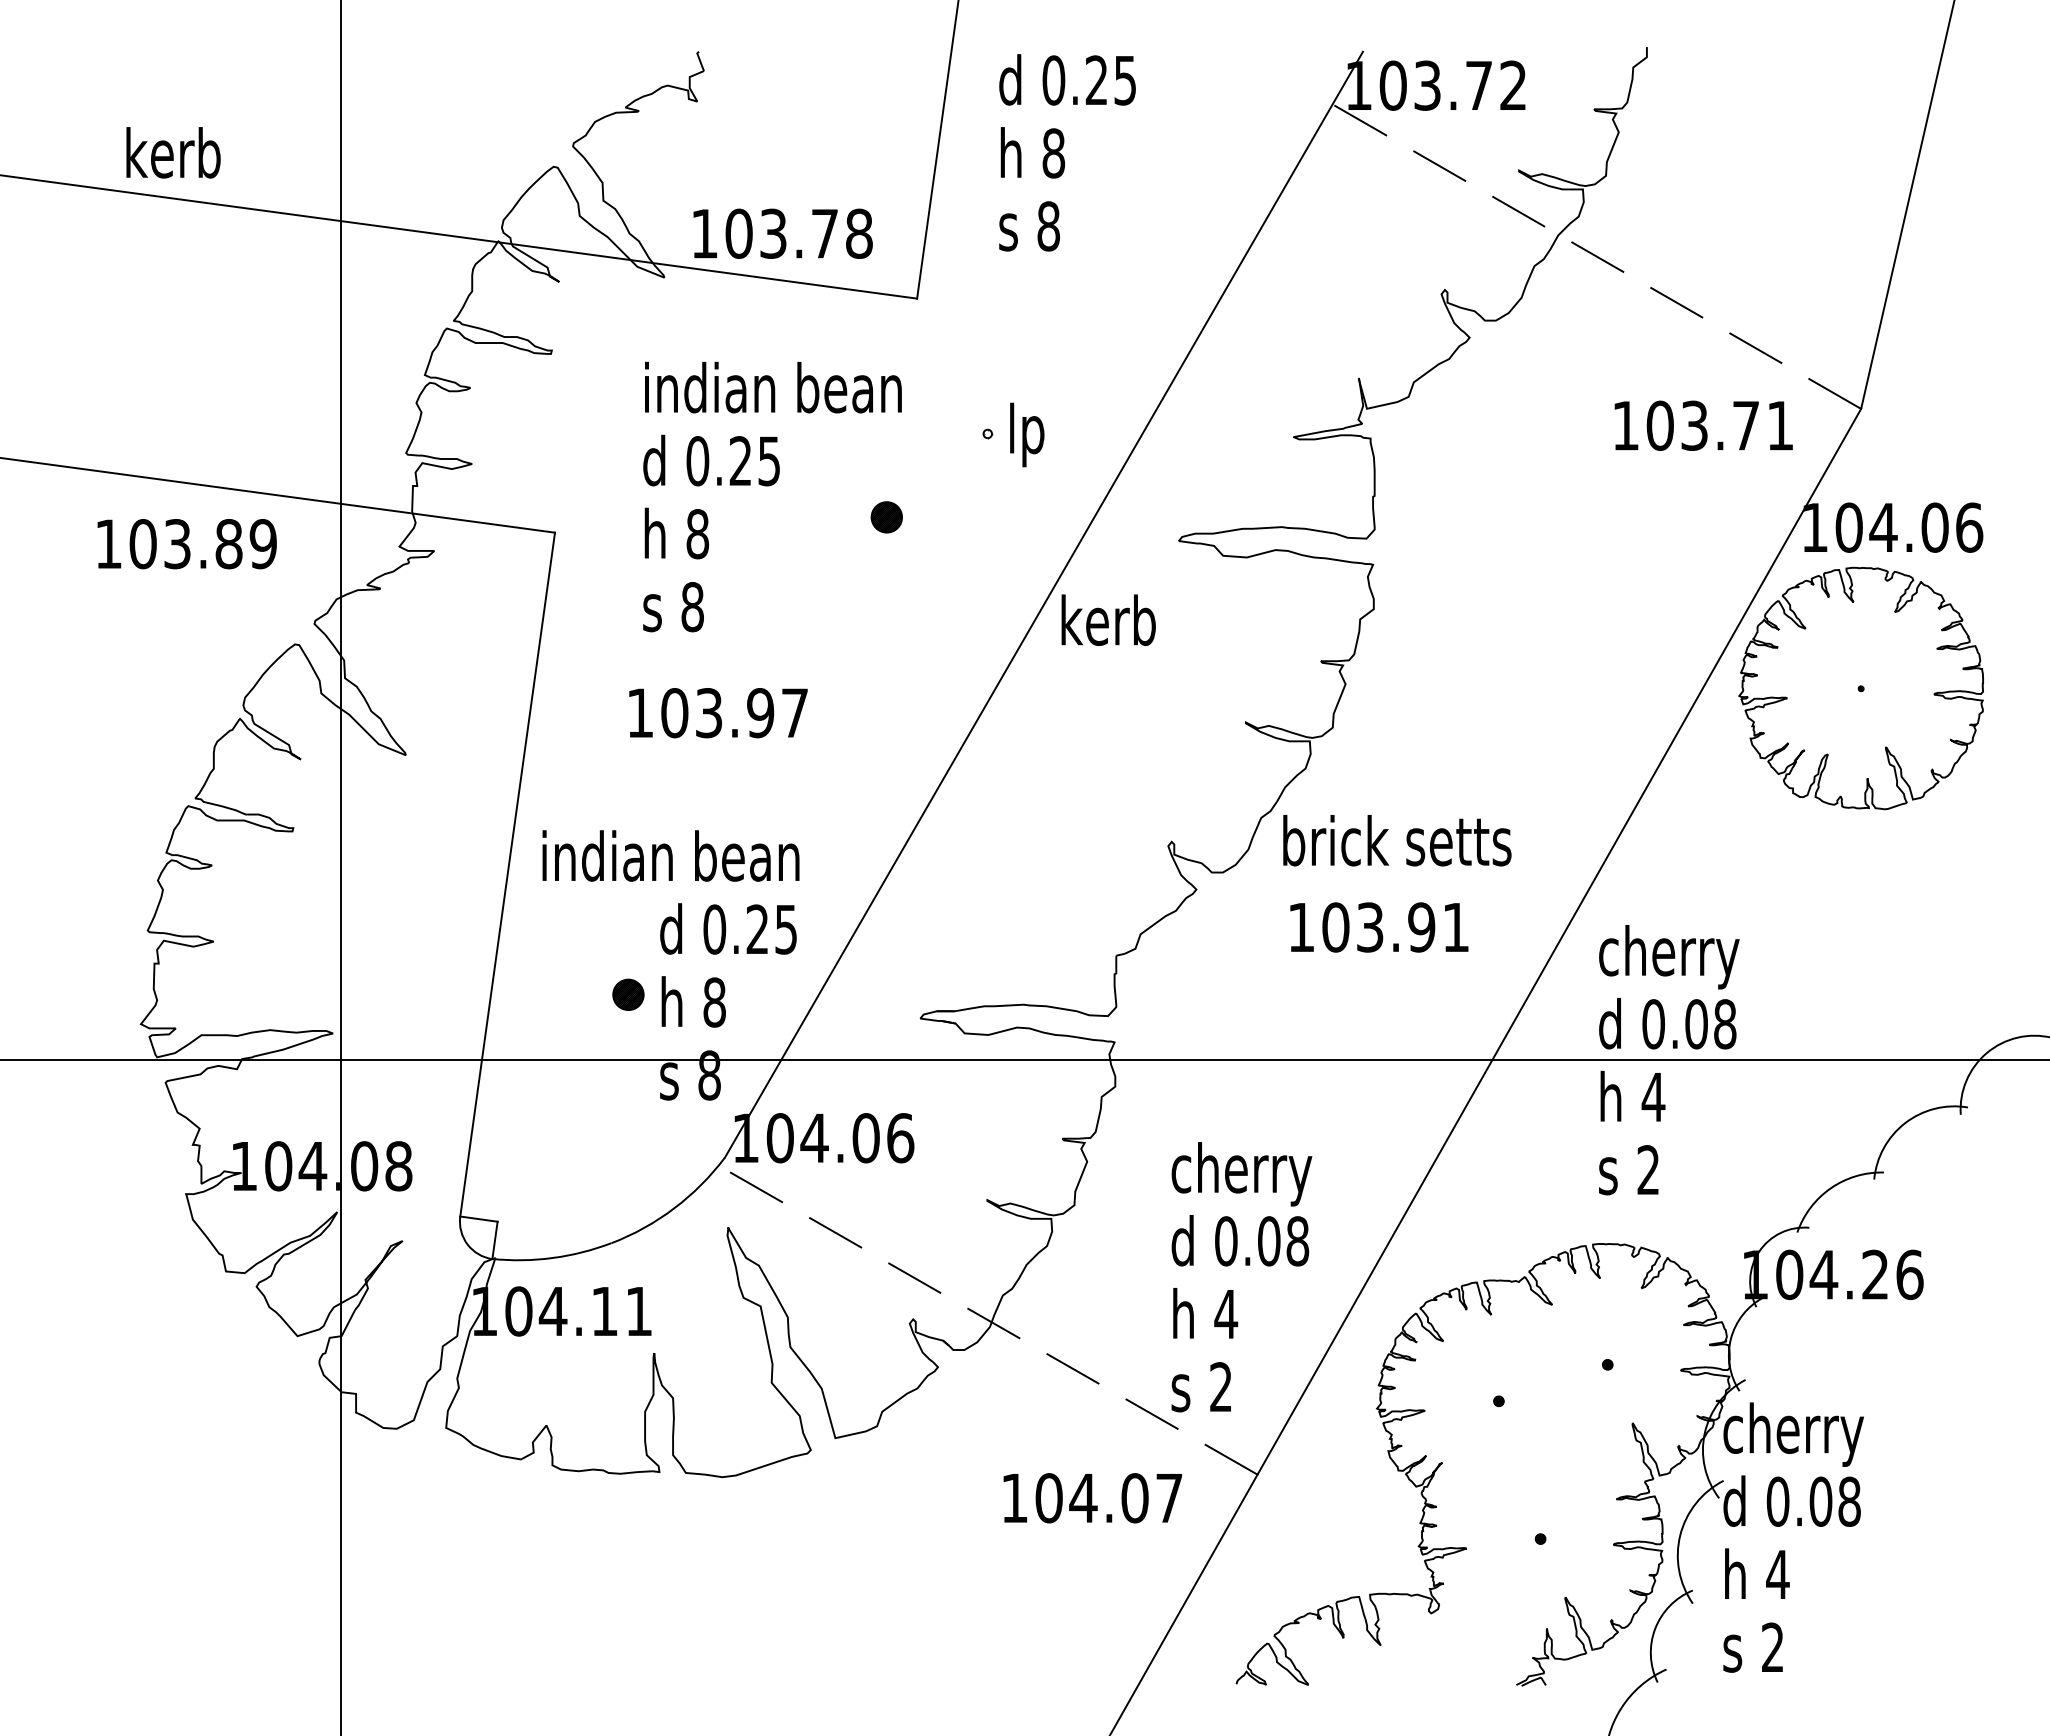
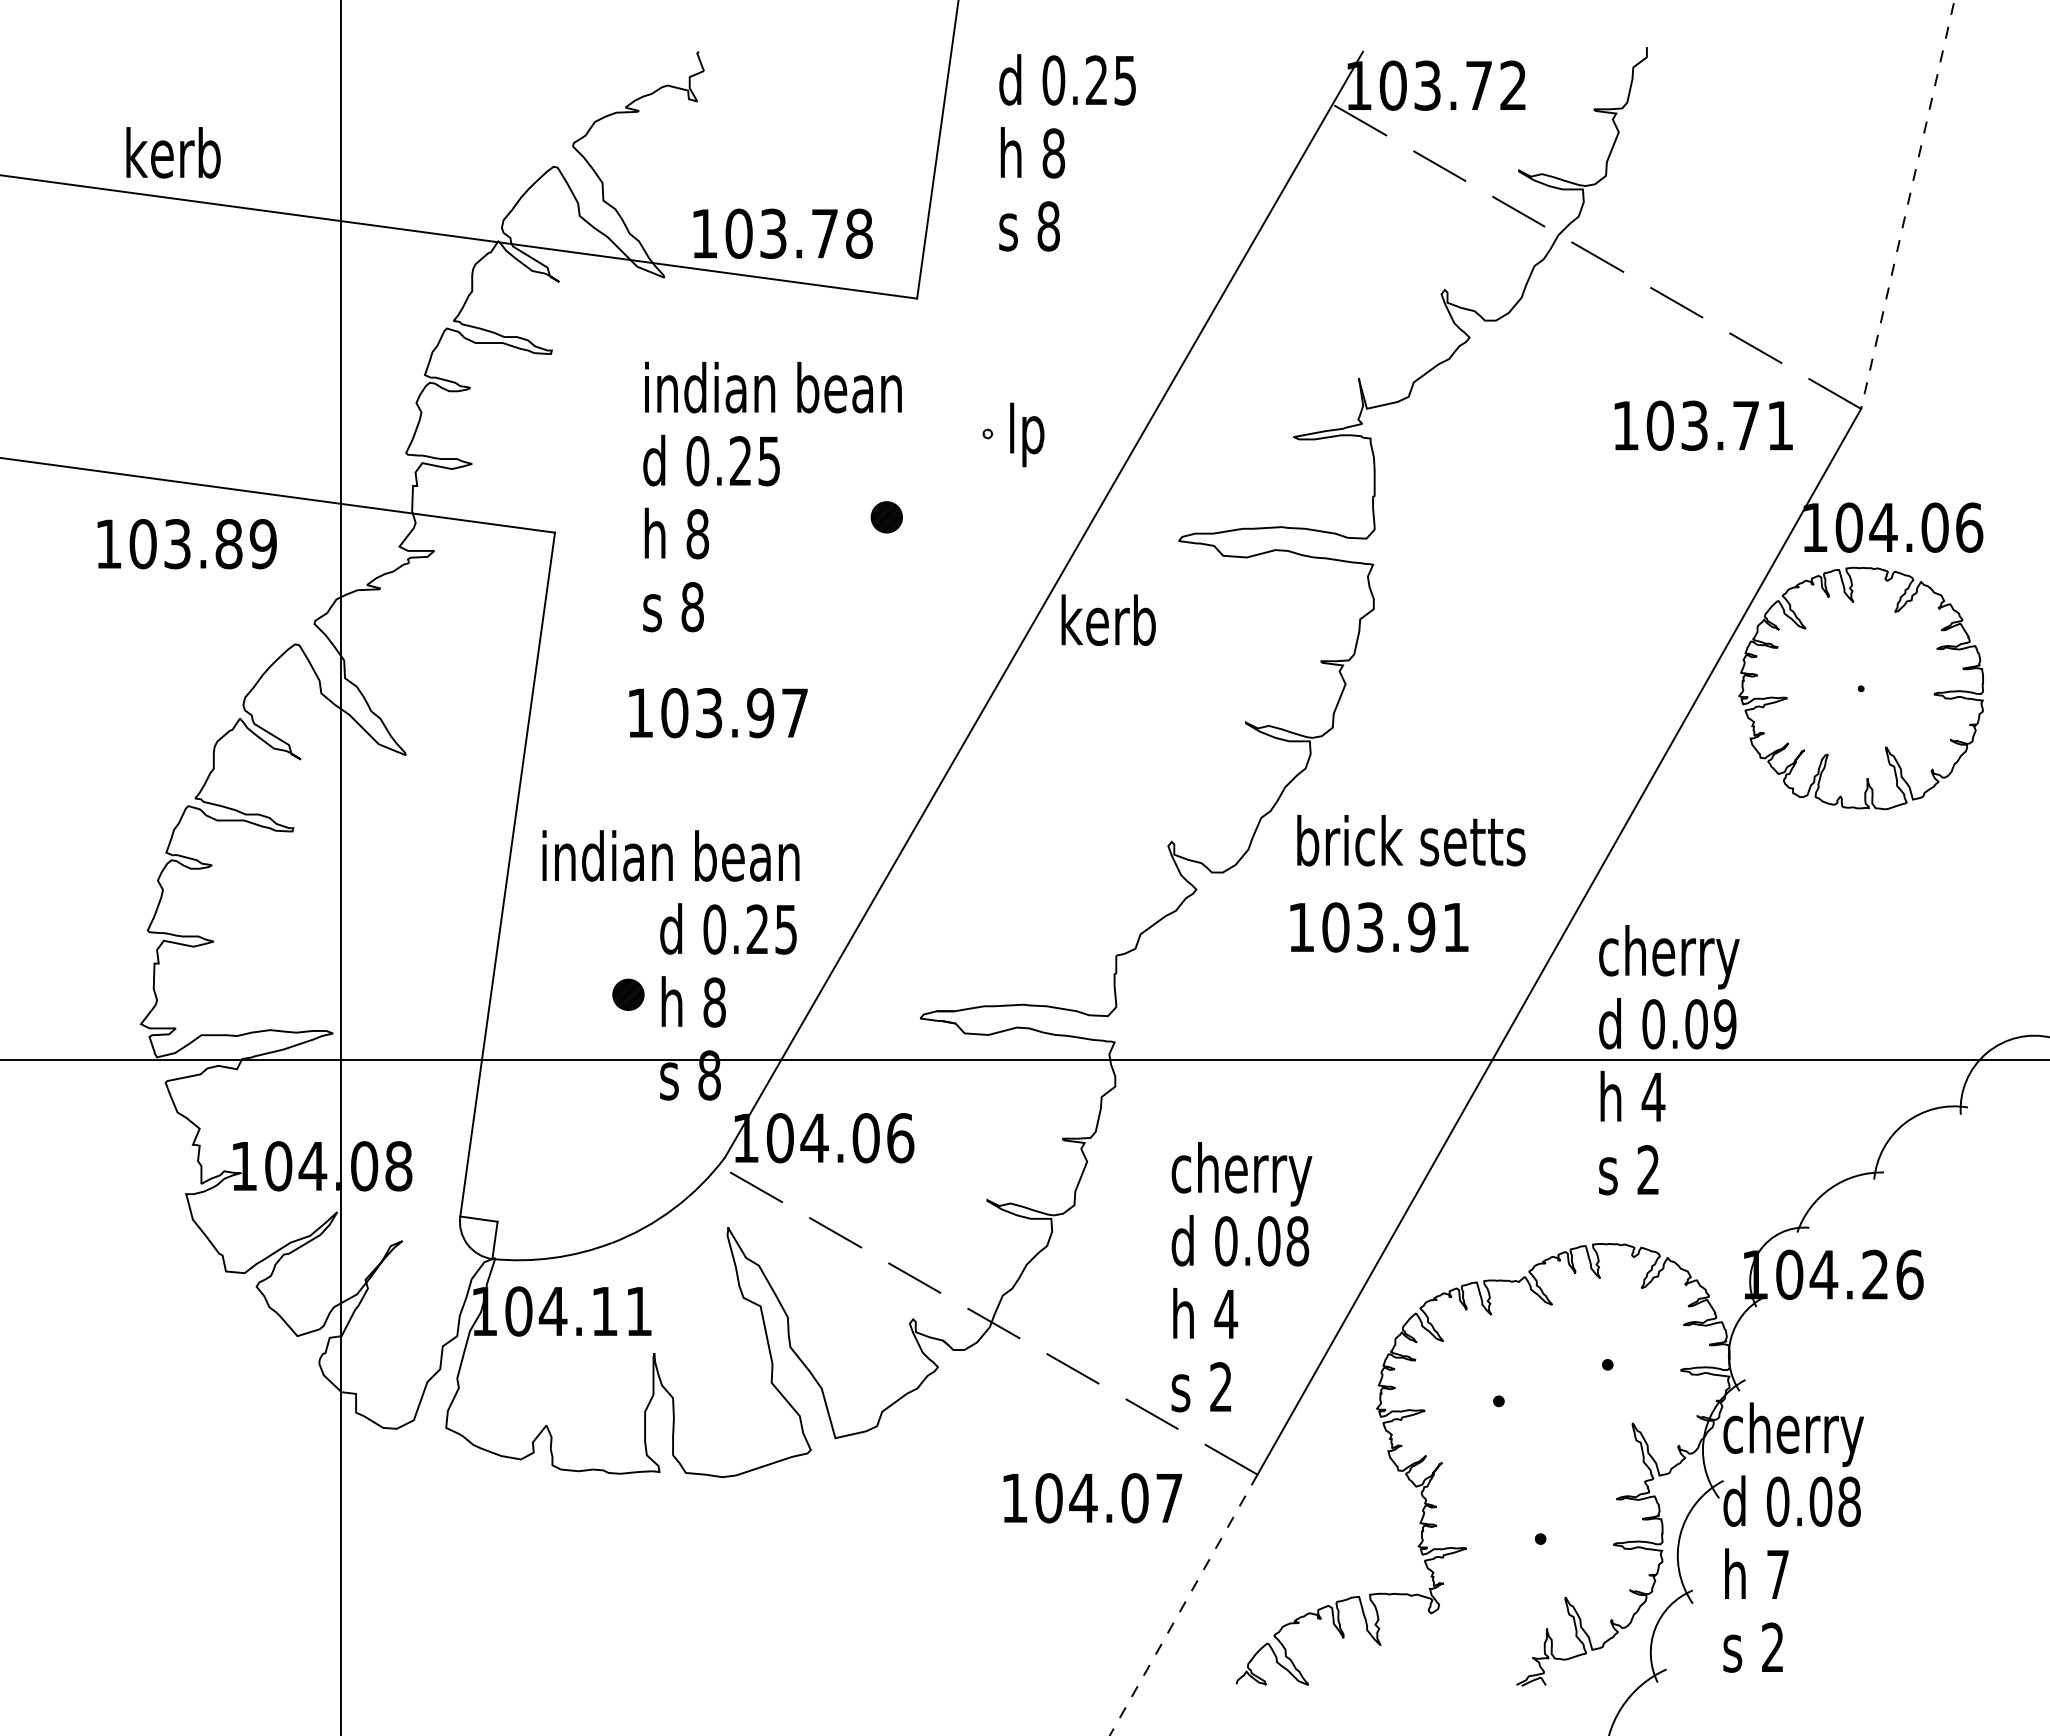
line: solid -> dashed (1907, 205)
text position: (1397, 840) -> (1411, 840) (1411, 840)
text: 0.08 -> 0.09 (1724, 1024)
text: 4 -> 7 (1777, 1574)
line: solid -> dashed (1183, 1605)
